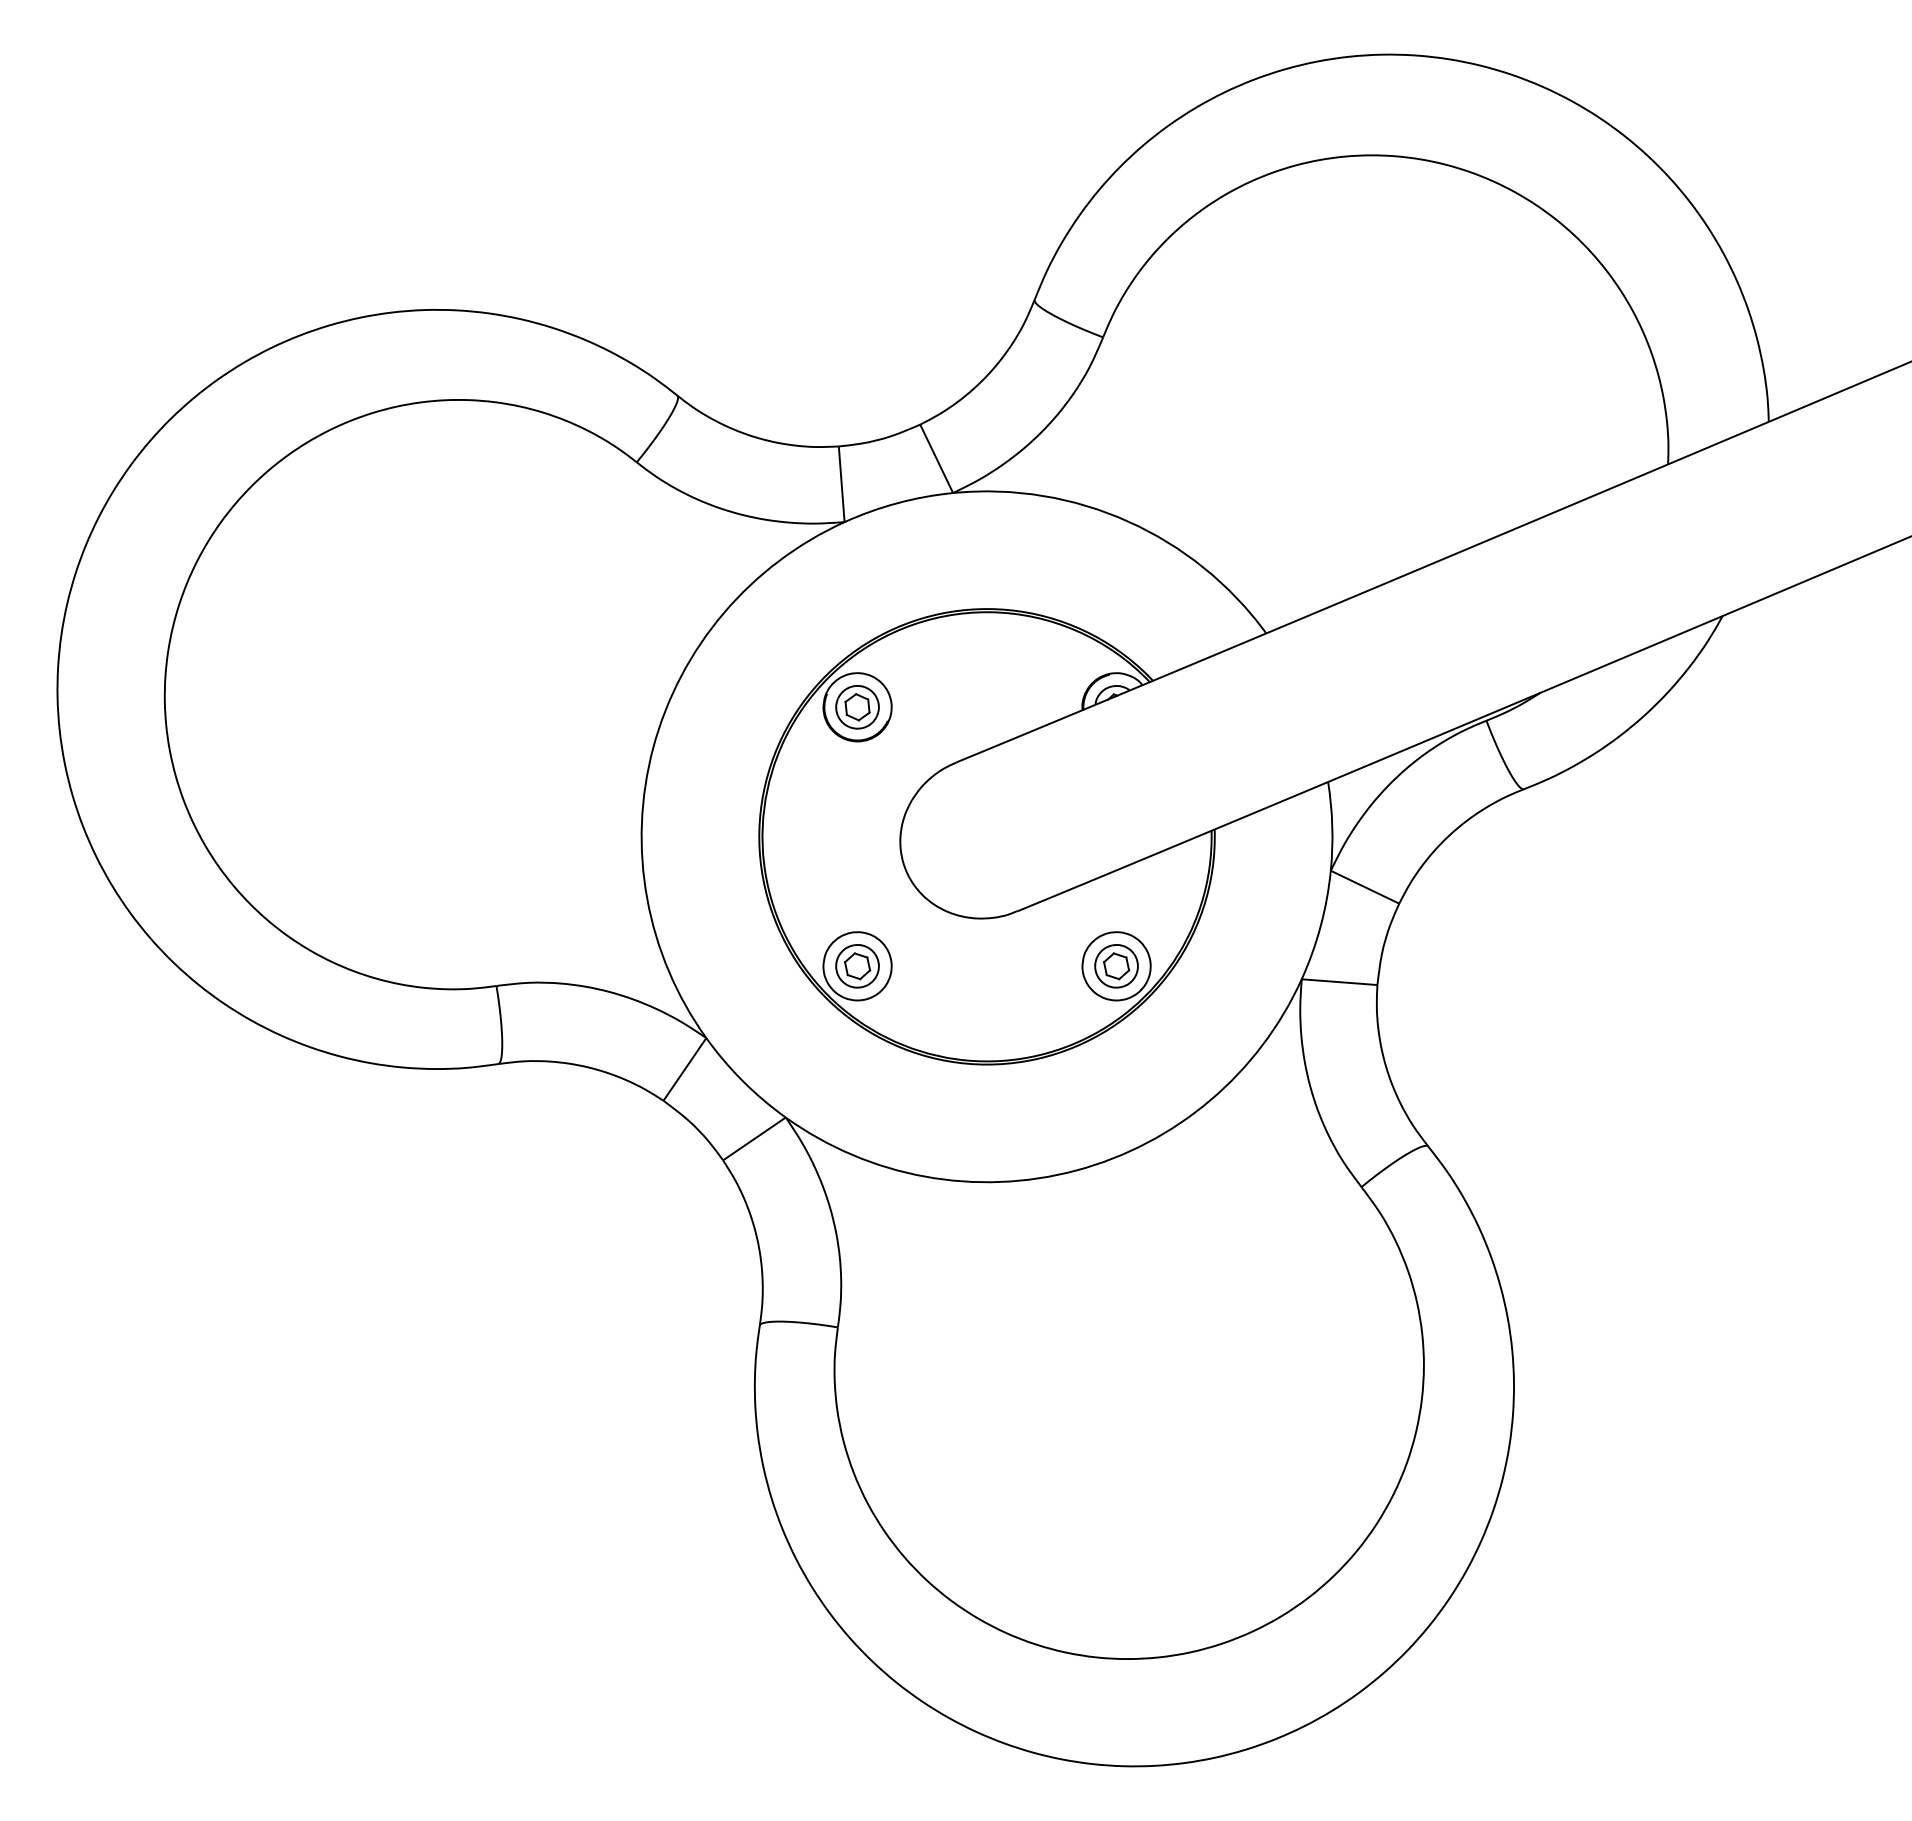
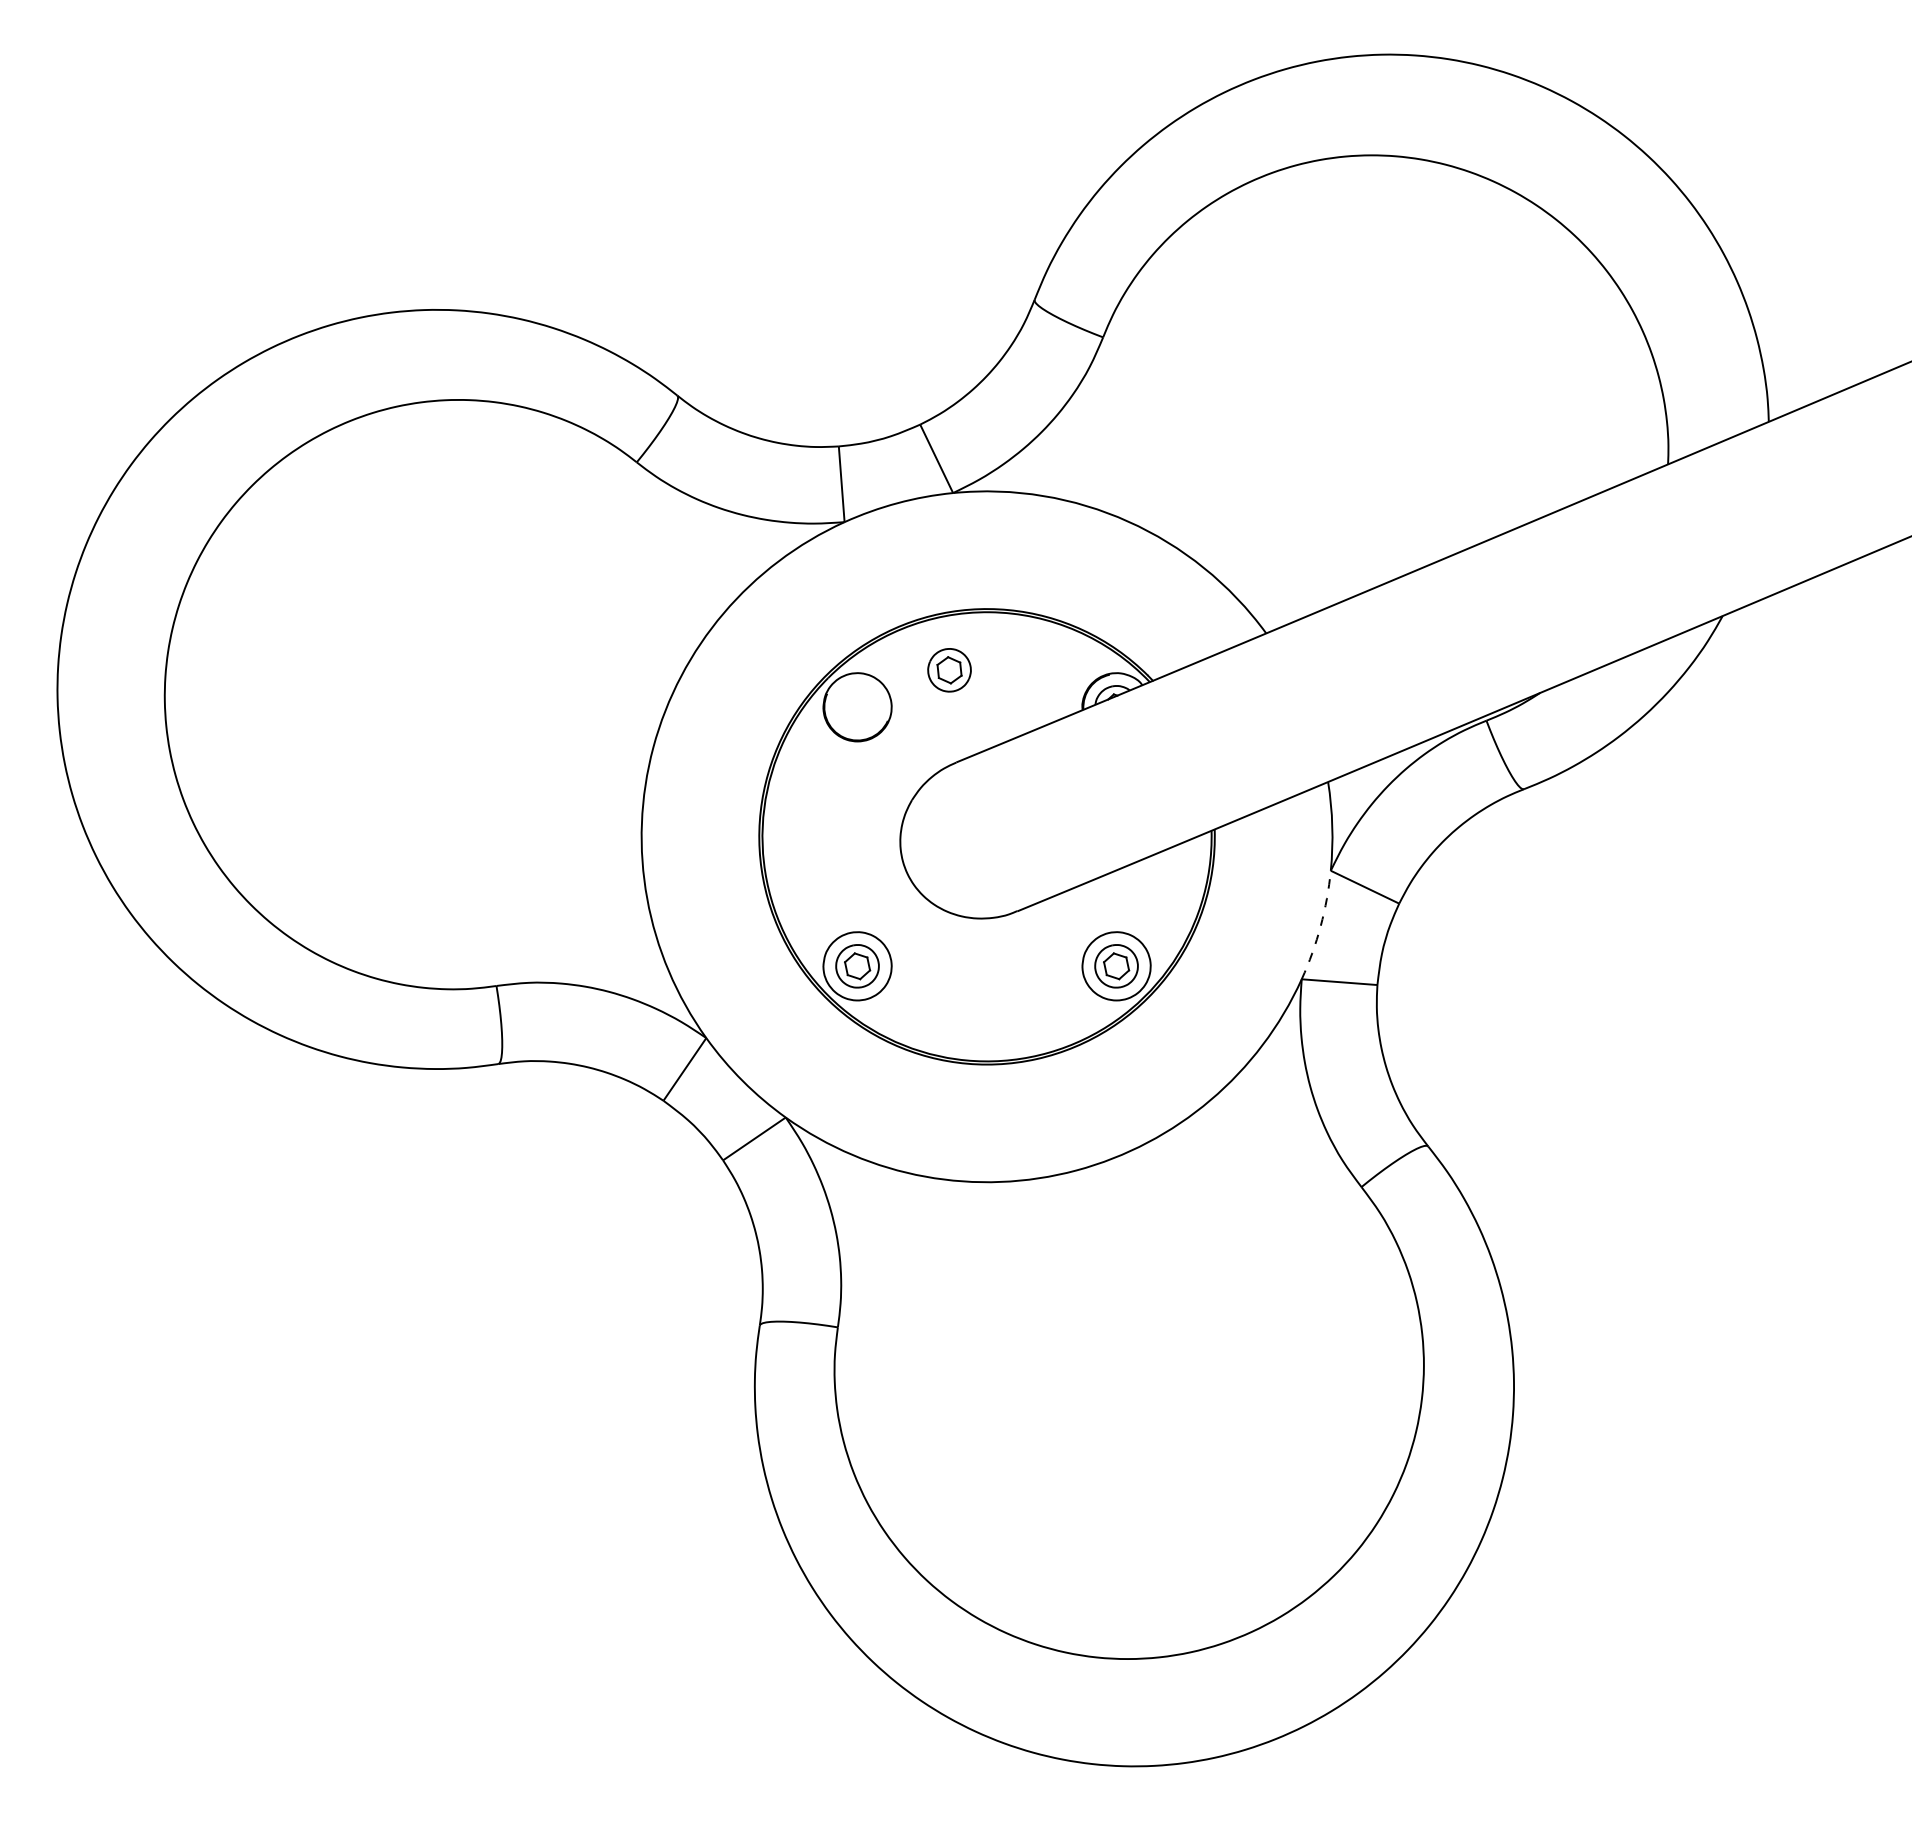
part position: (857, 707) -> (949, 670) (949, 670)
arc: solid -> dashed (1320, 926)
